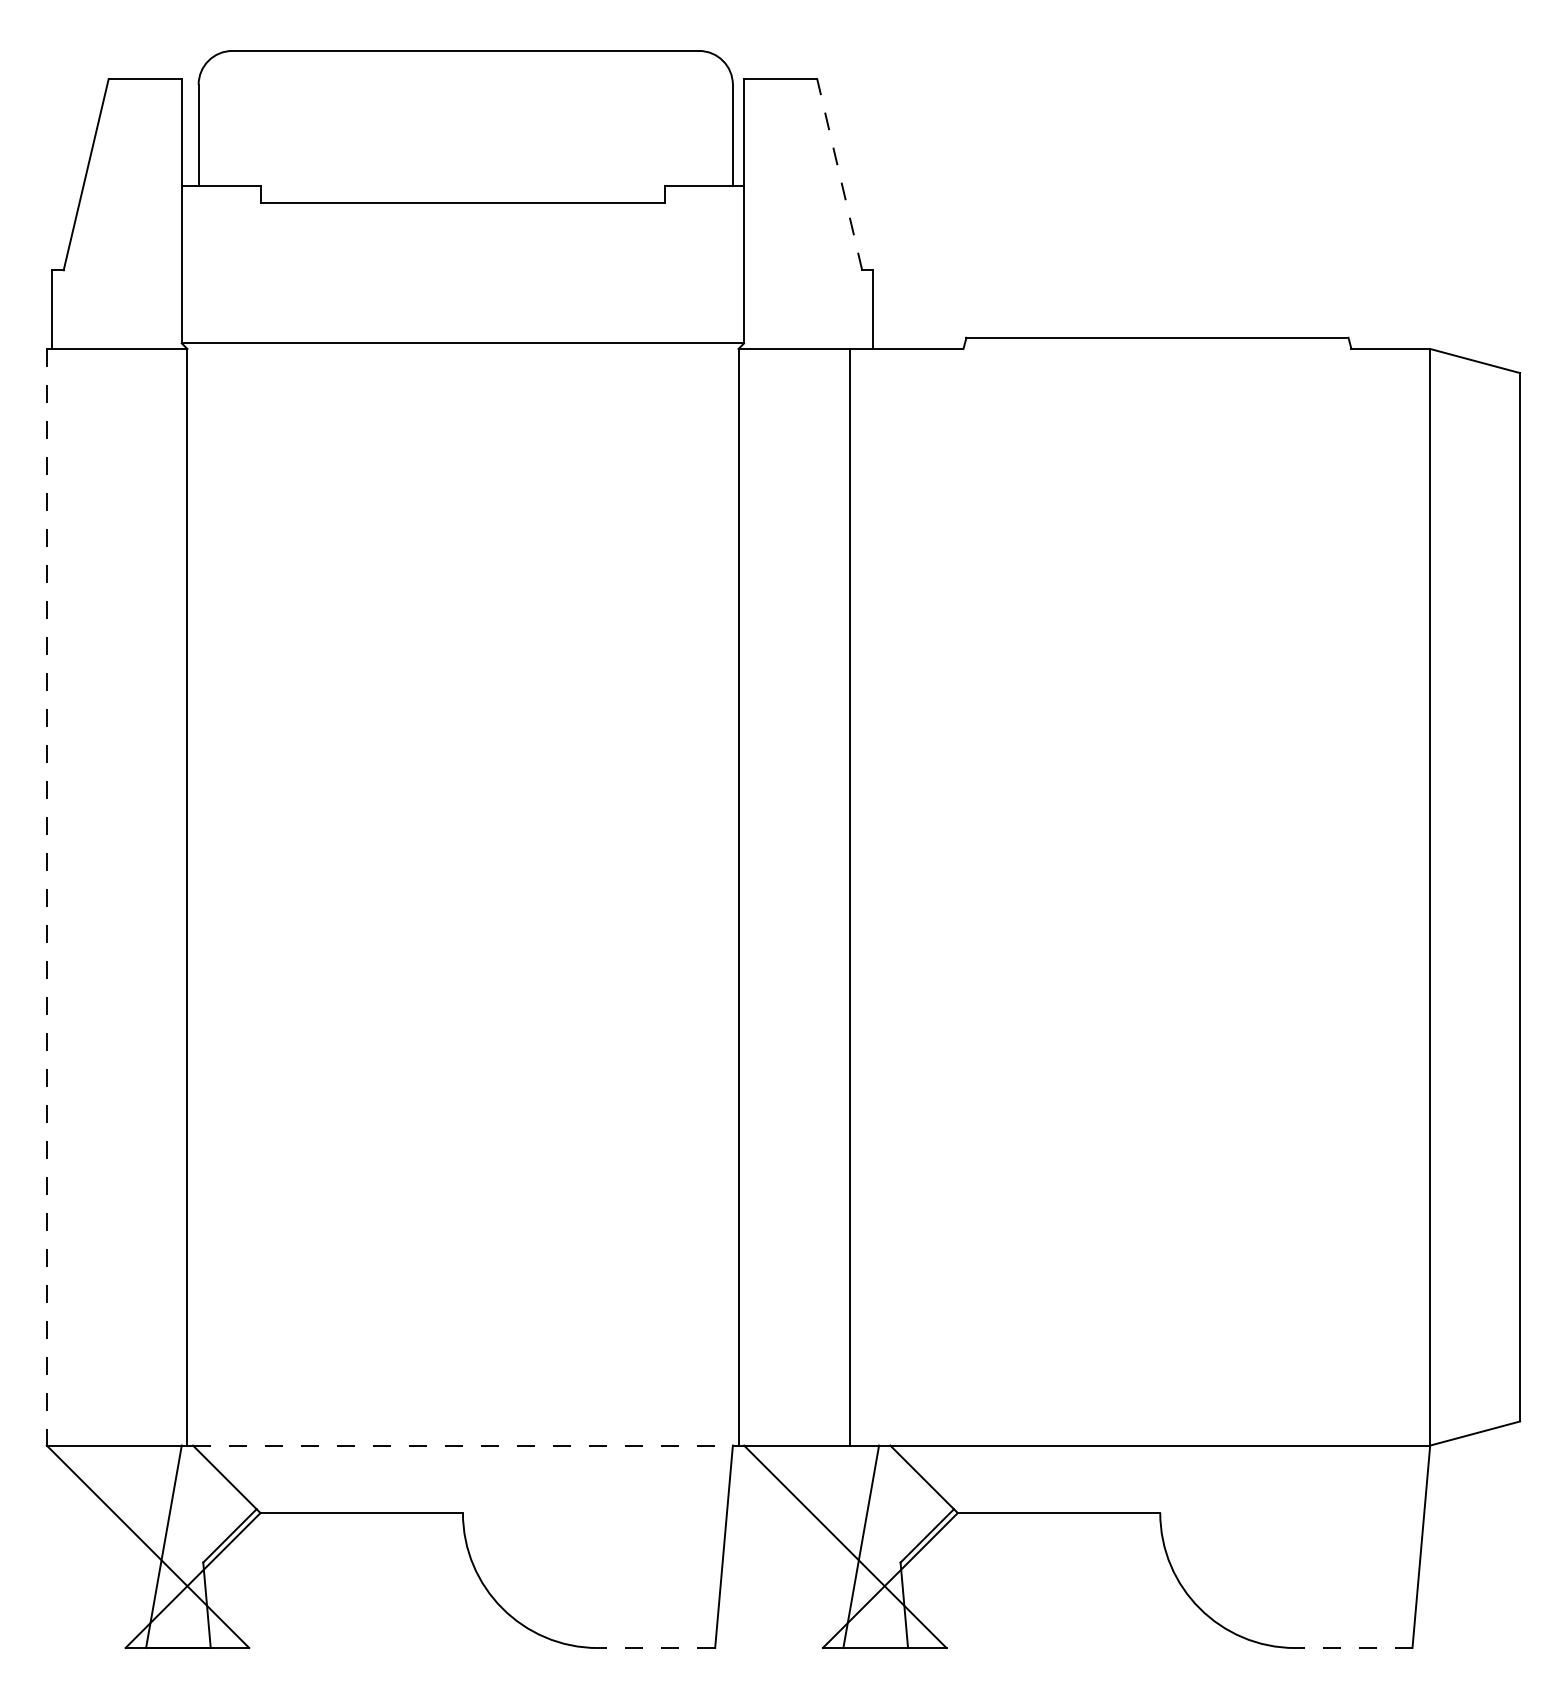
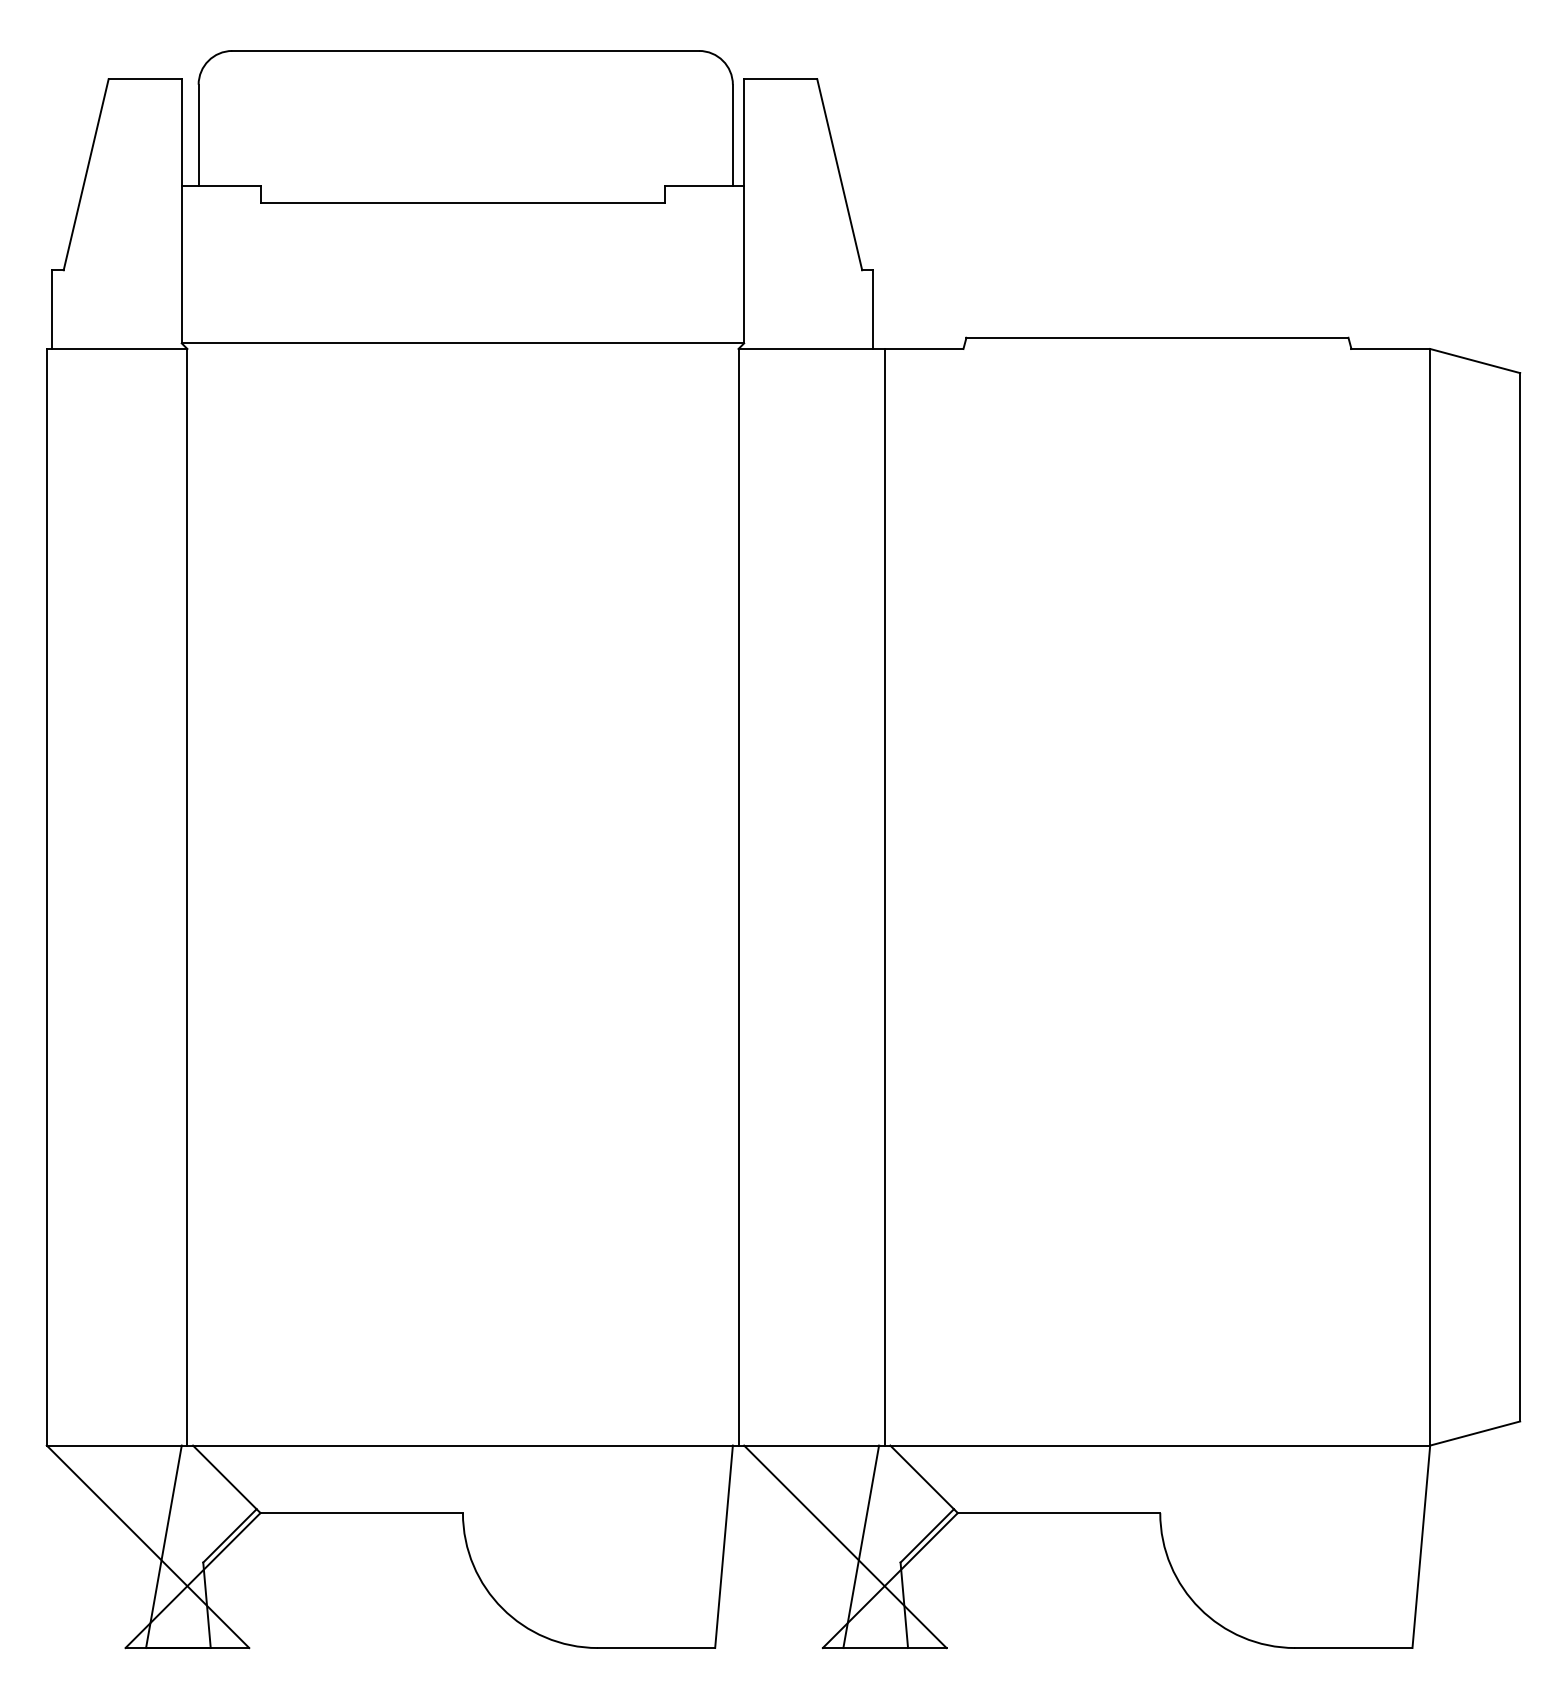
line: dashed -> solid (839, 174)
line: dashed -> solid (46, 897)
line position: (849, 897) -> (884, 897) (884, 897)
line: dashed -> solid (462, 1445)
line: dashed -> solid (656, 1648)
line: dashed -> solid (1353, 1648)
